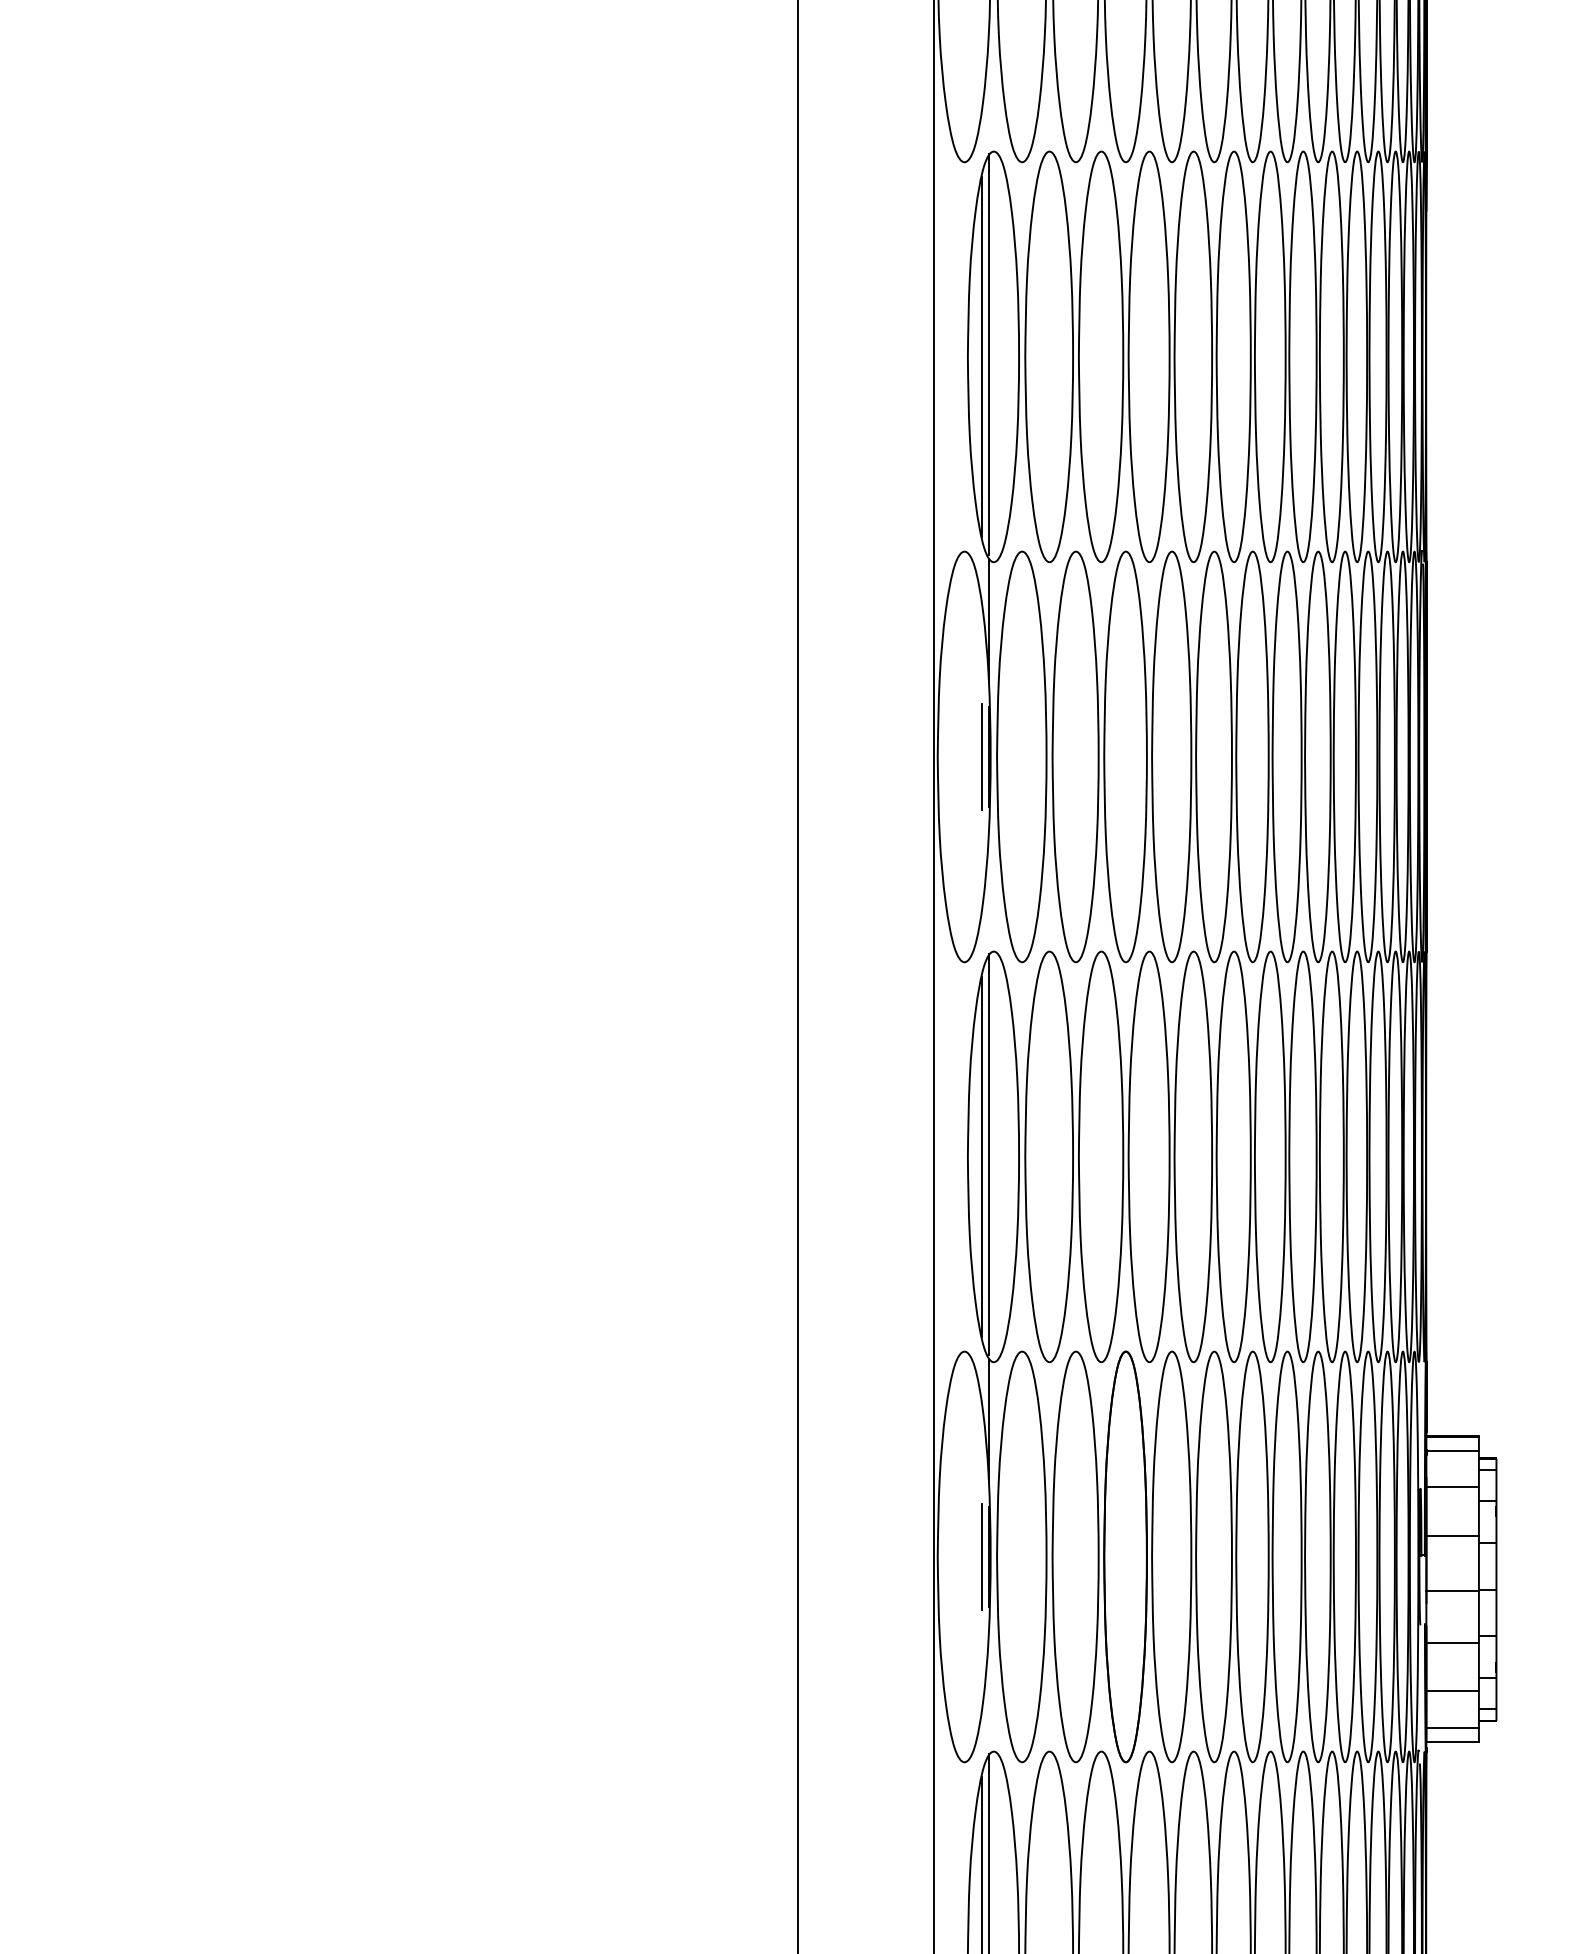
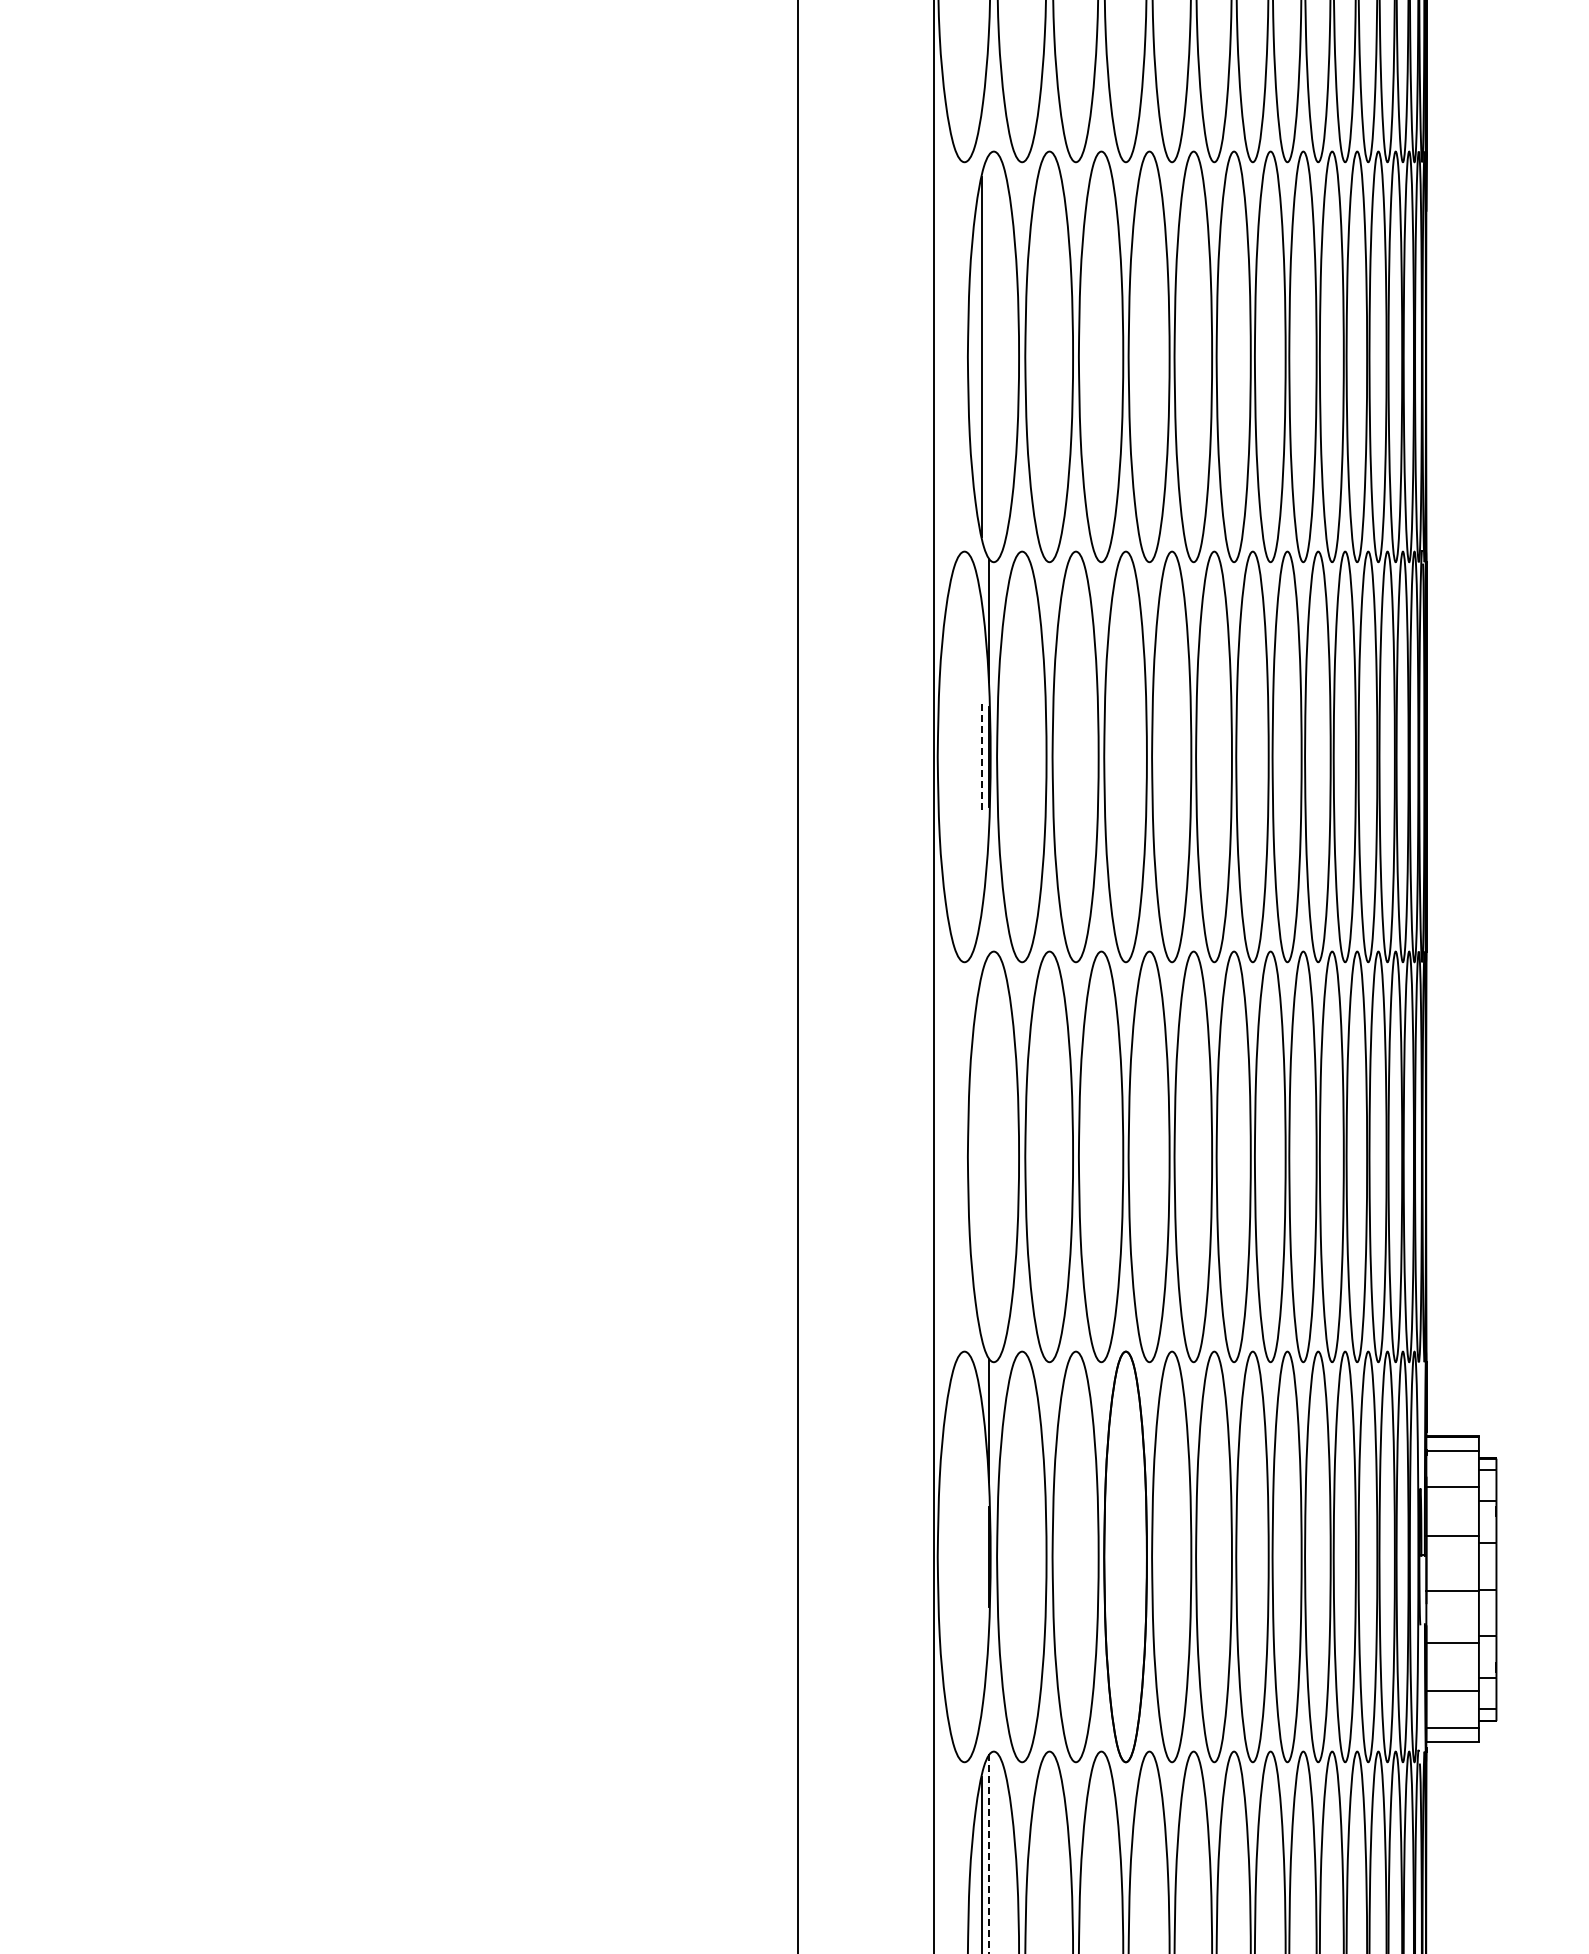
line: present -> none (988, 353)
line: solid -> dashed (982, 757)
line: present -> none (988, 1153)
line: present -> none (982, 1156)
line: present -> none (982, 1556)
line: solid -> dashed (988, 1853)
